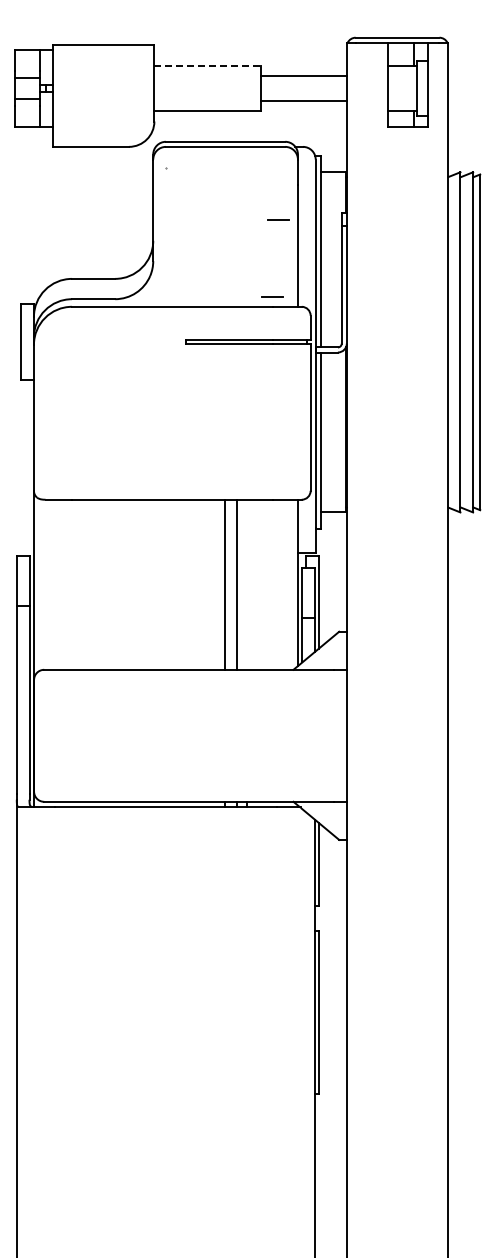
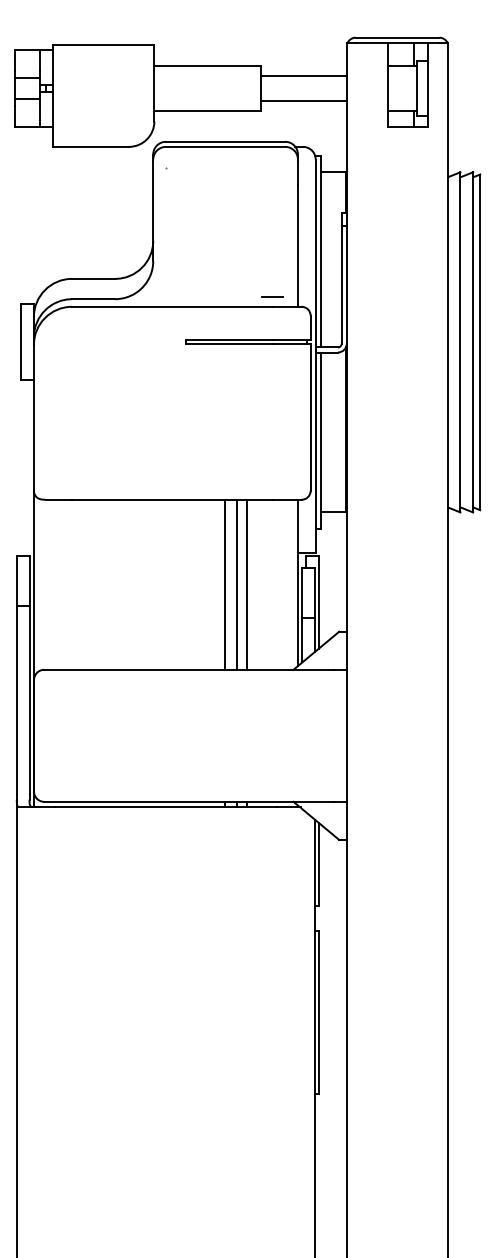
line: dashed -> solid (208, 65)
line: present -> none (278, 219)
line: none -> present (247, 584)
